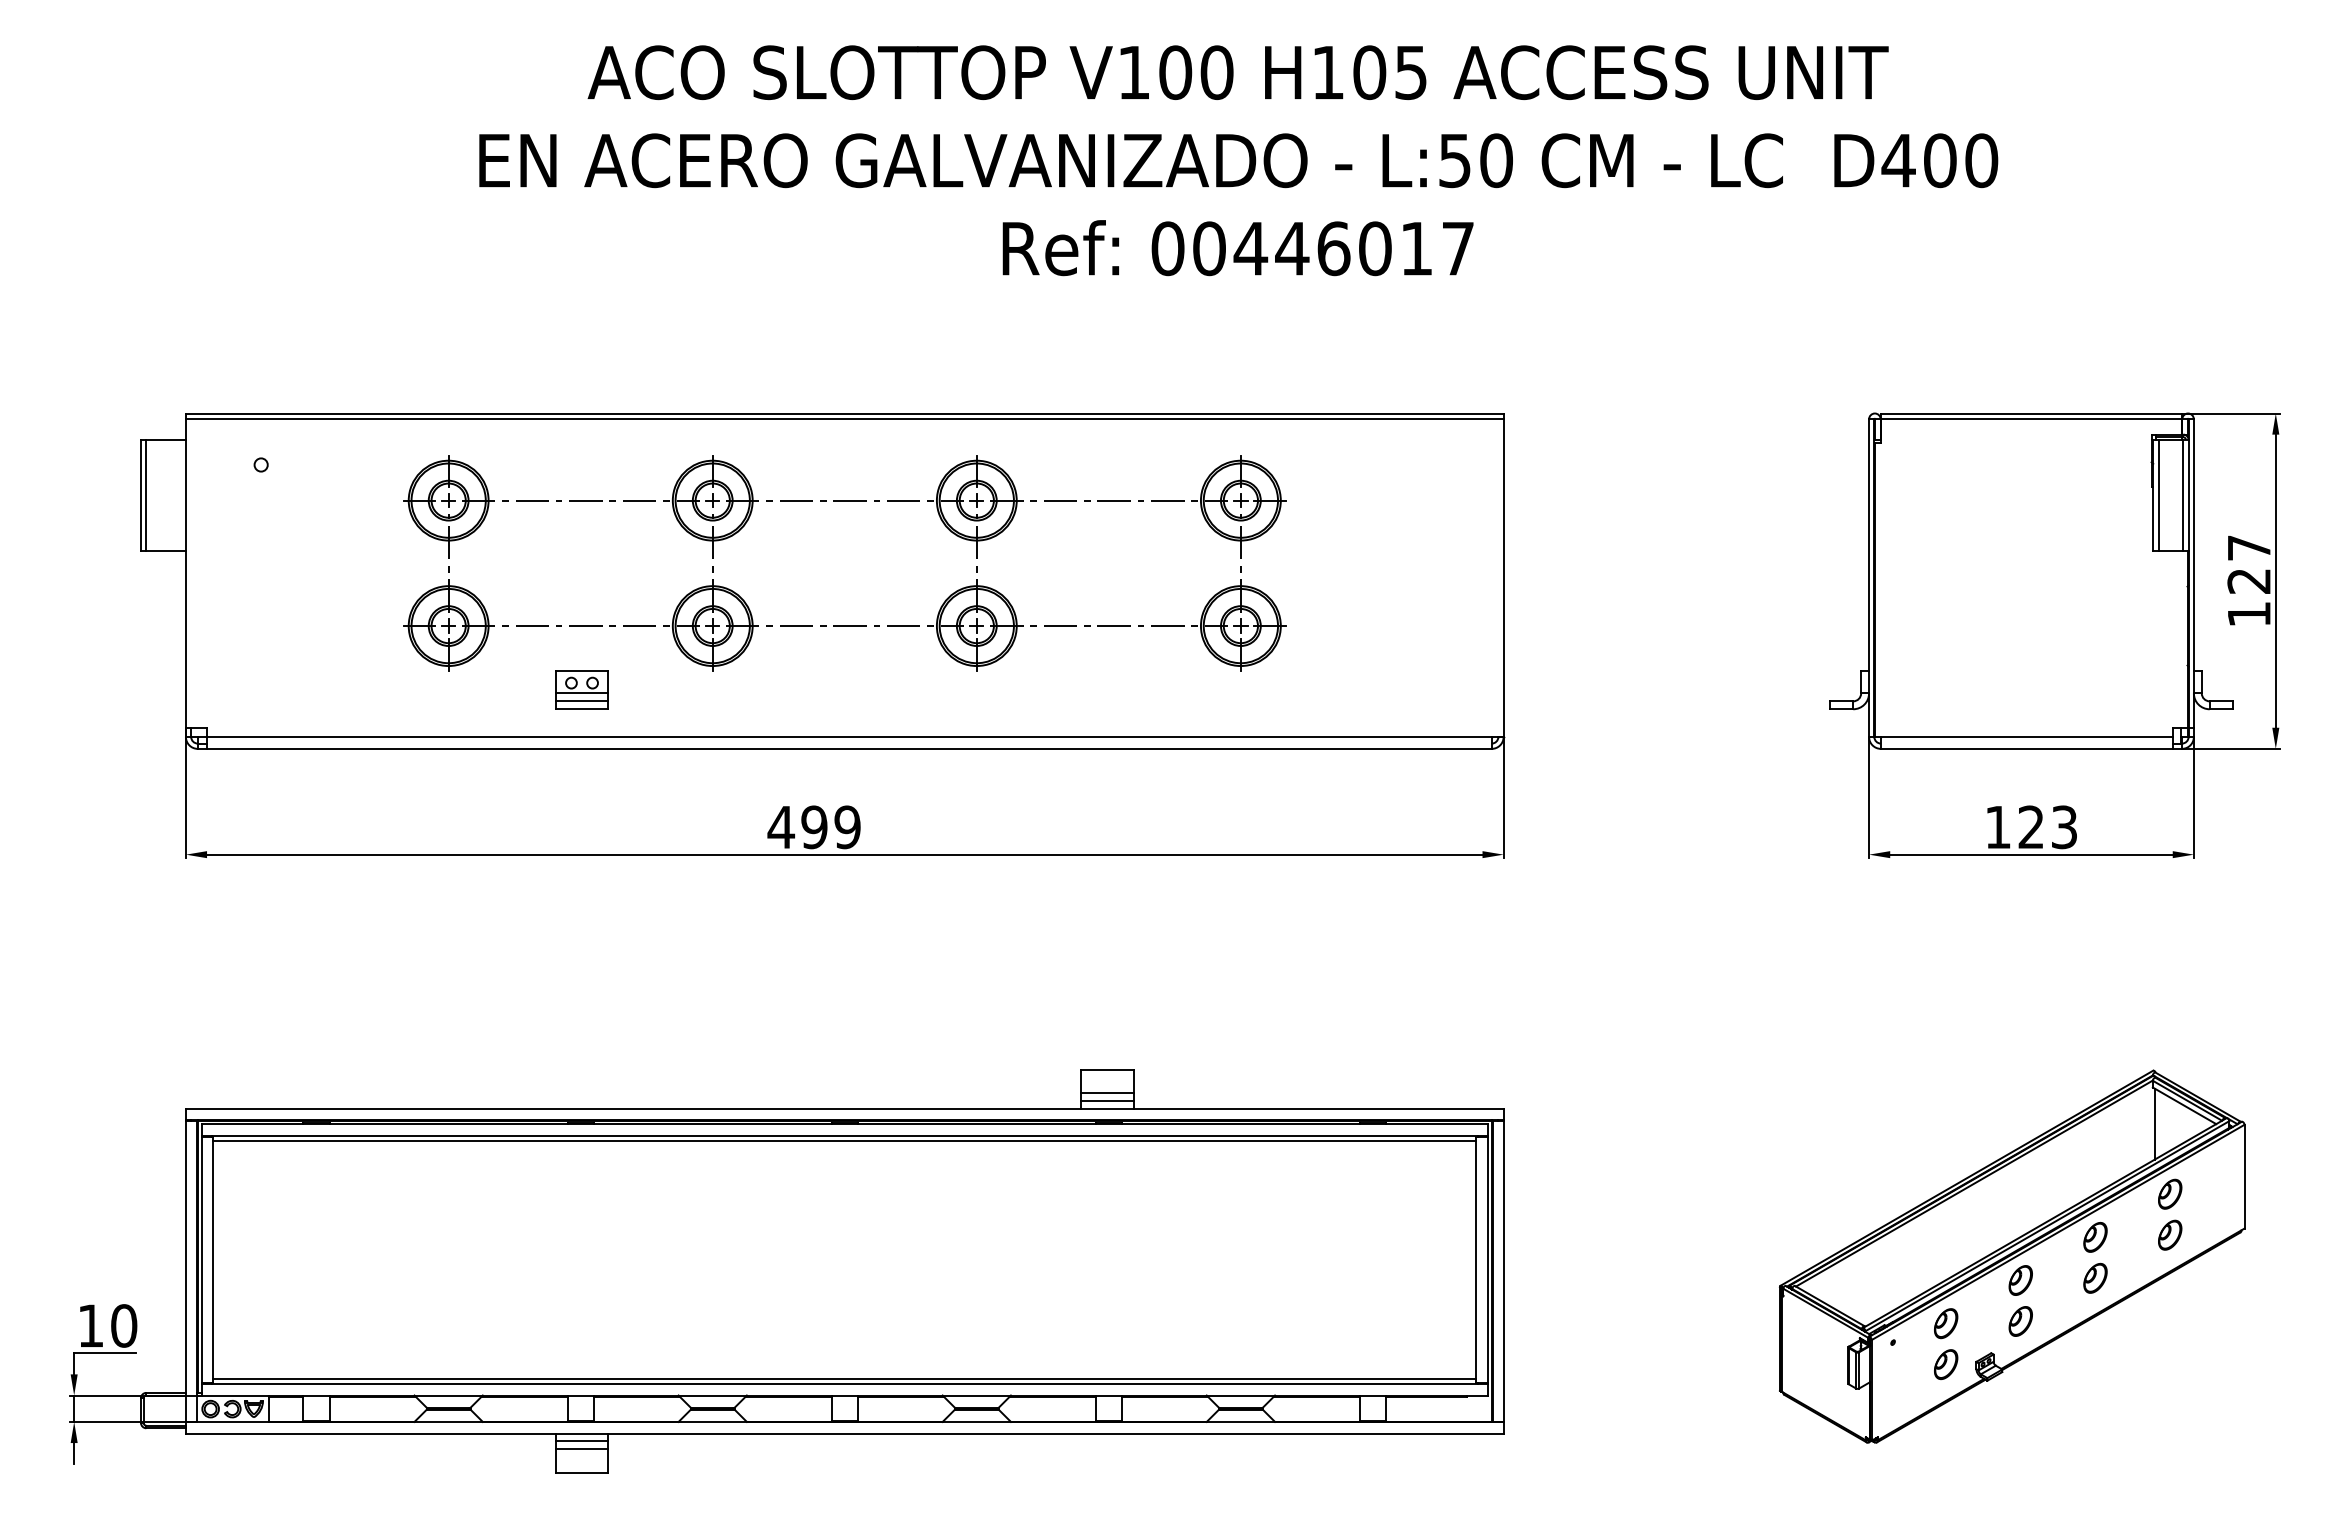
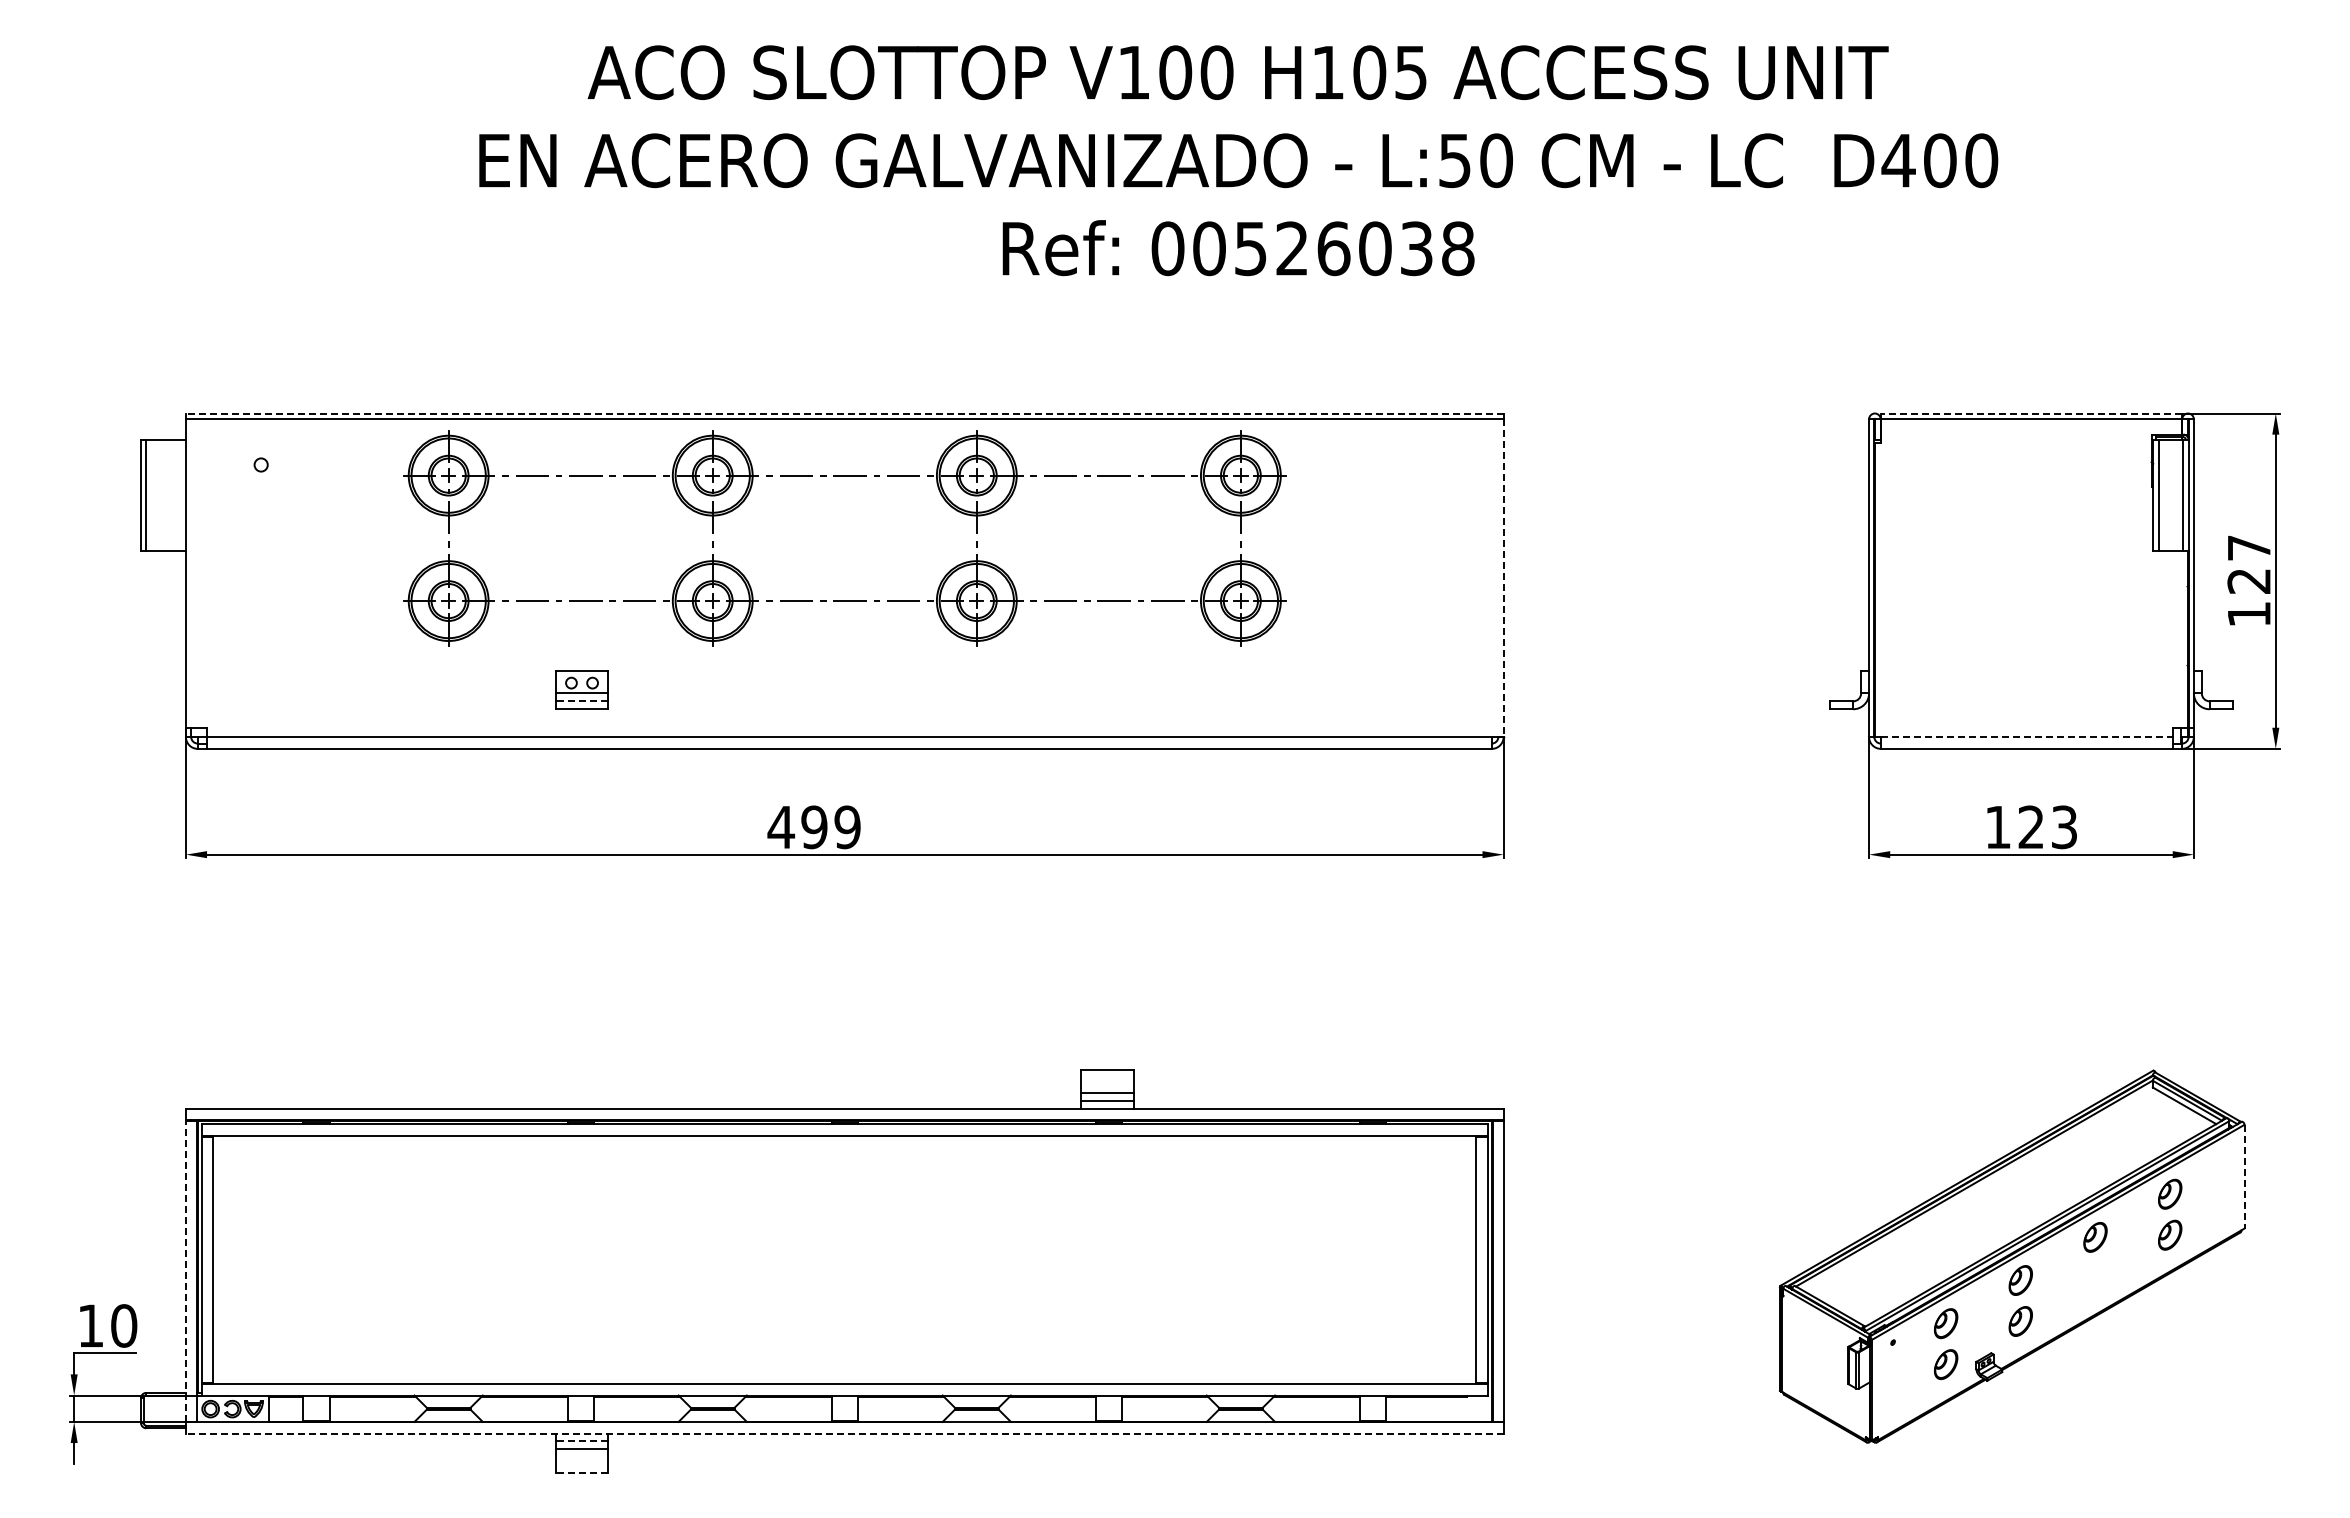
text: 00446017 -> 00526038 (1353, 248)
line: solid -> dashed (844, 413)
line: solid -> dashed (2031, 413)
part position: (844, 501) -> (844, 476) (844, 476)
line: solid -> dashed (1503, 578)
line: solid -> dashed (581, 701)
line: solid -> dashed (2026, 737)
line: present -> none (2154, 1123)
line: present -> none (844, 1141)
line: solid -> dashed (2244, 1176)
line: solid -> dashed (185, 1271)
part: present -> none (2095, 1277)
line: present -> none (844, 1378)
line: solid -> dashed (844, 1433)
line: solid -> dashed (581, 1441)
line: solid -> dashed (581, 1472)
